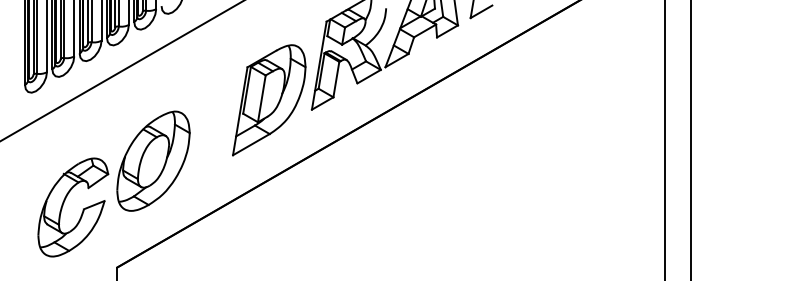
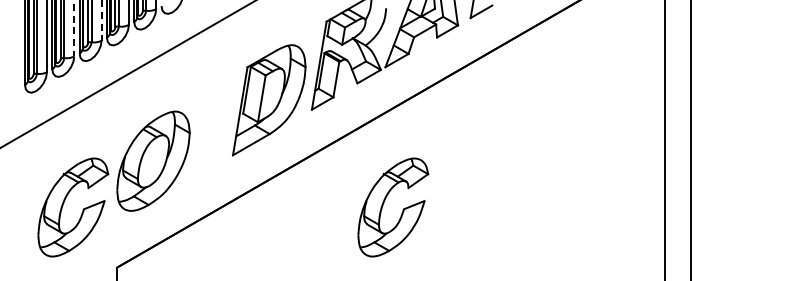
line: solid -> dashed (101, 20)
line: solid -> dashed (74, 28)
line position: (121, 70) -> (127, 74) (127, 74)
part: none -> present (402, 210)
